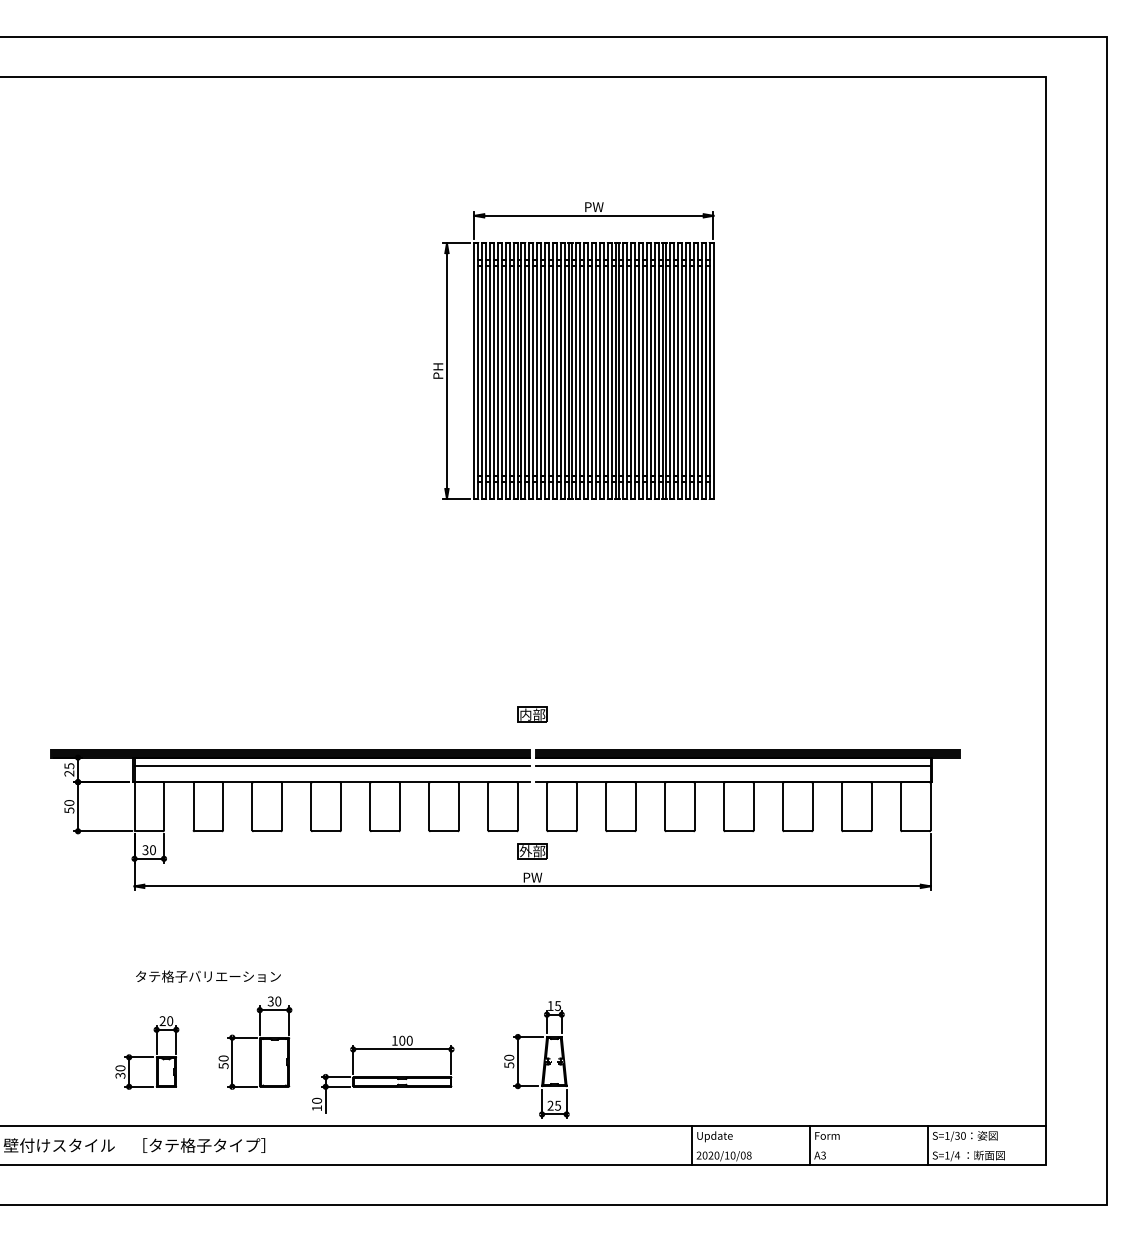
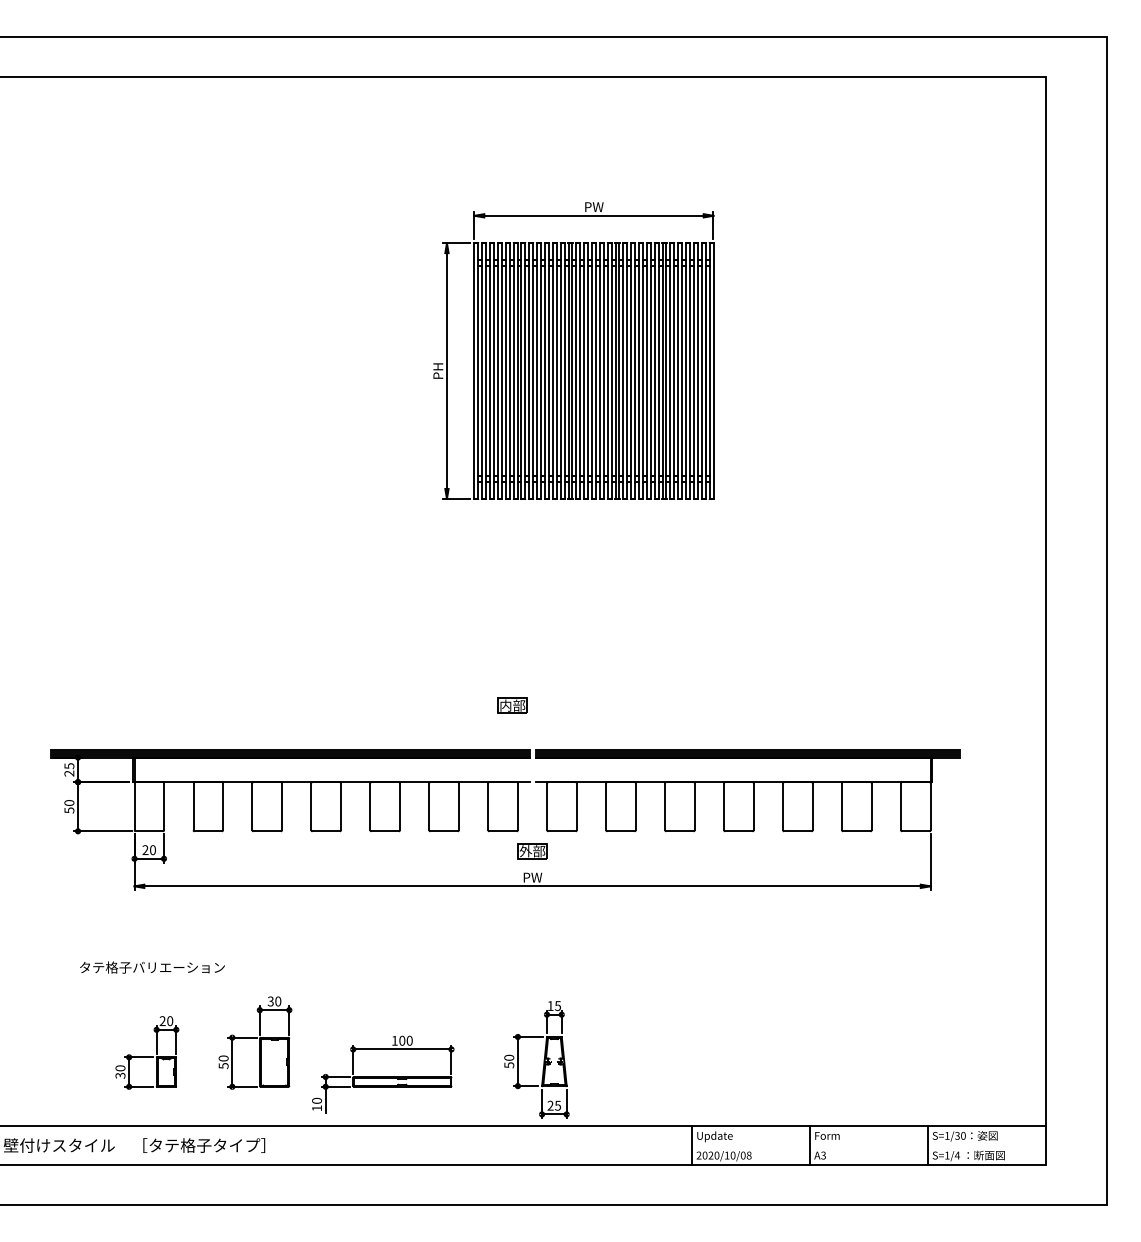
part position: (532, 714) -> (512, 705) (512, 705)
line: present -> none (331, 765)
line: present -> none (732, 765)
text: 30 -> 20 (145, 850)
text position: (208, 976) -> (152, 967) (152, 967)
